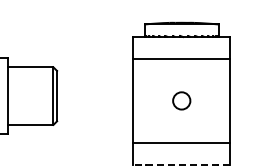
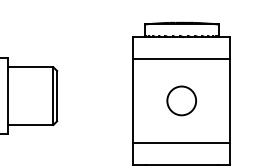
circle diameter: 17 px -> 29 px (181, 100)
line: dashed -> solid (181, 164)
